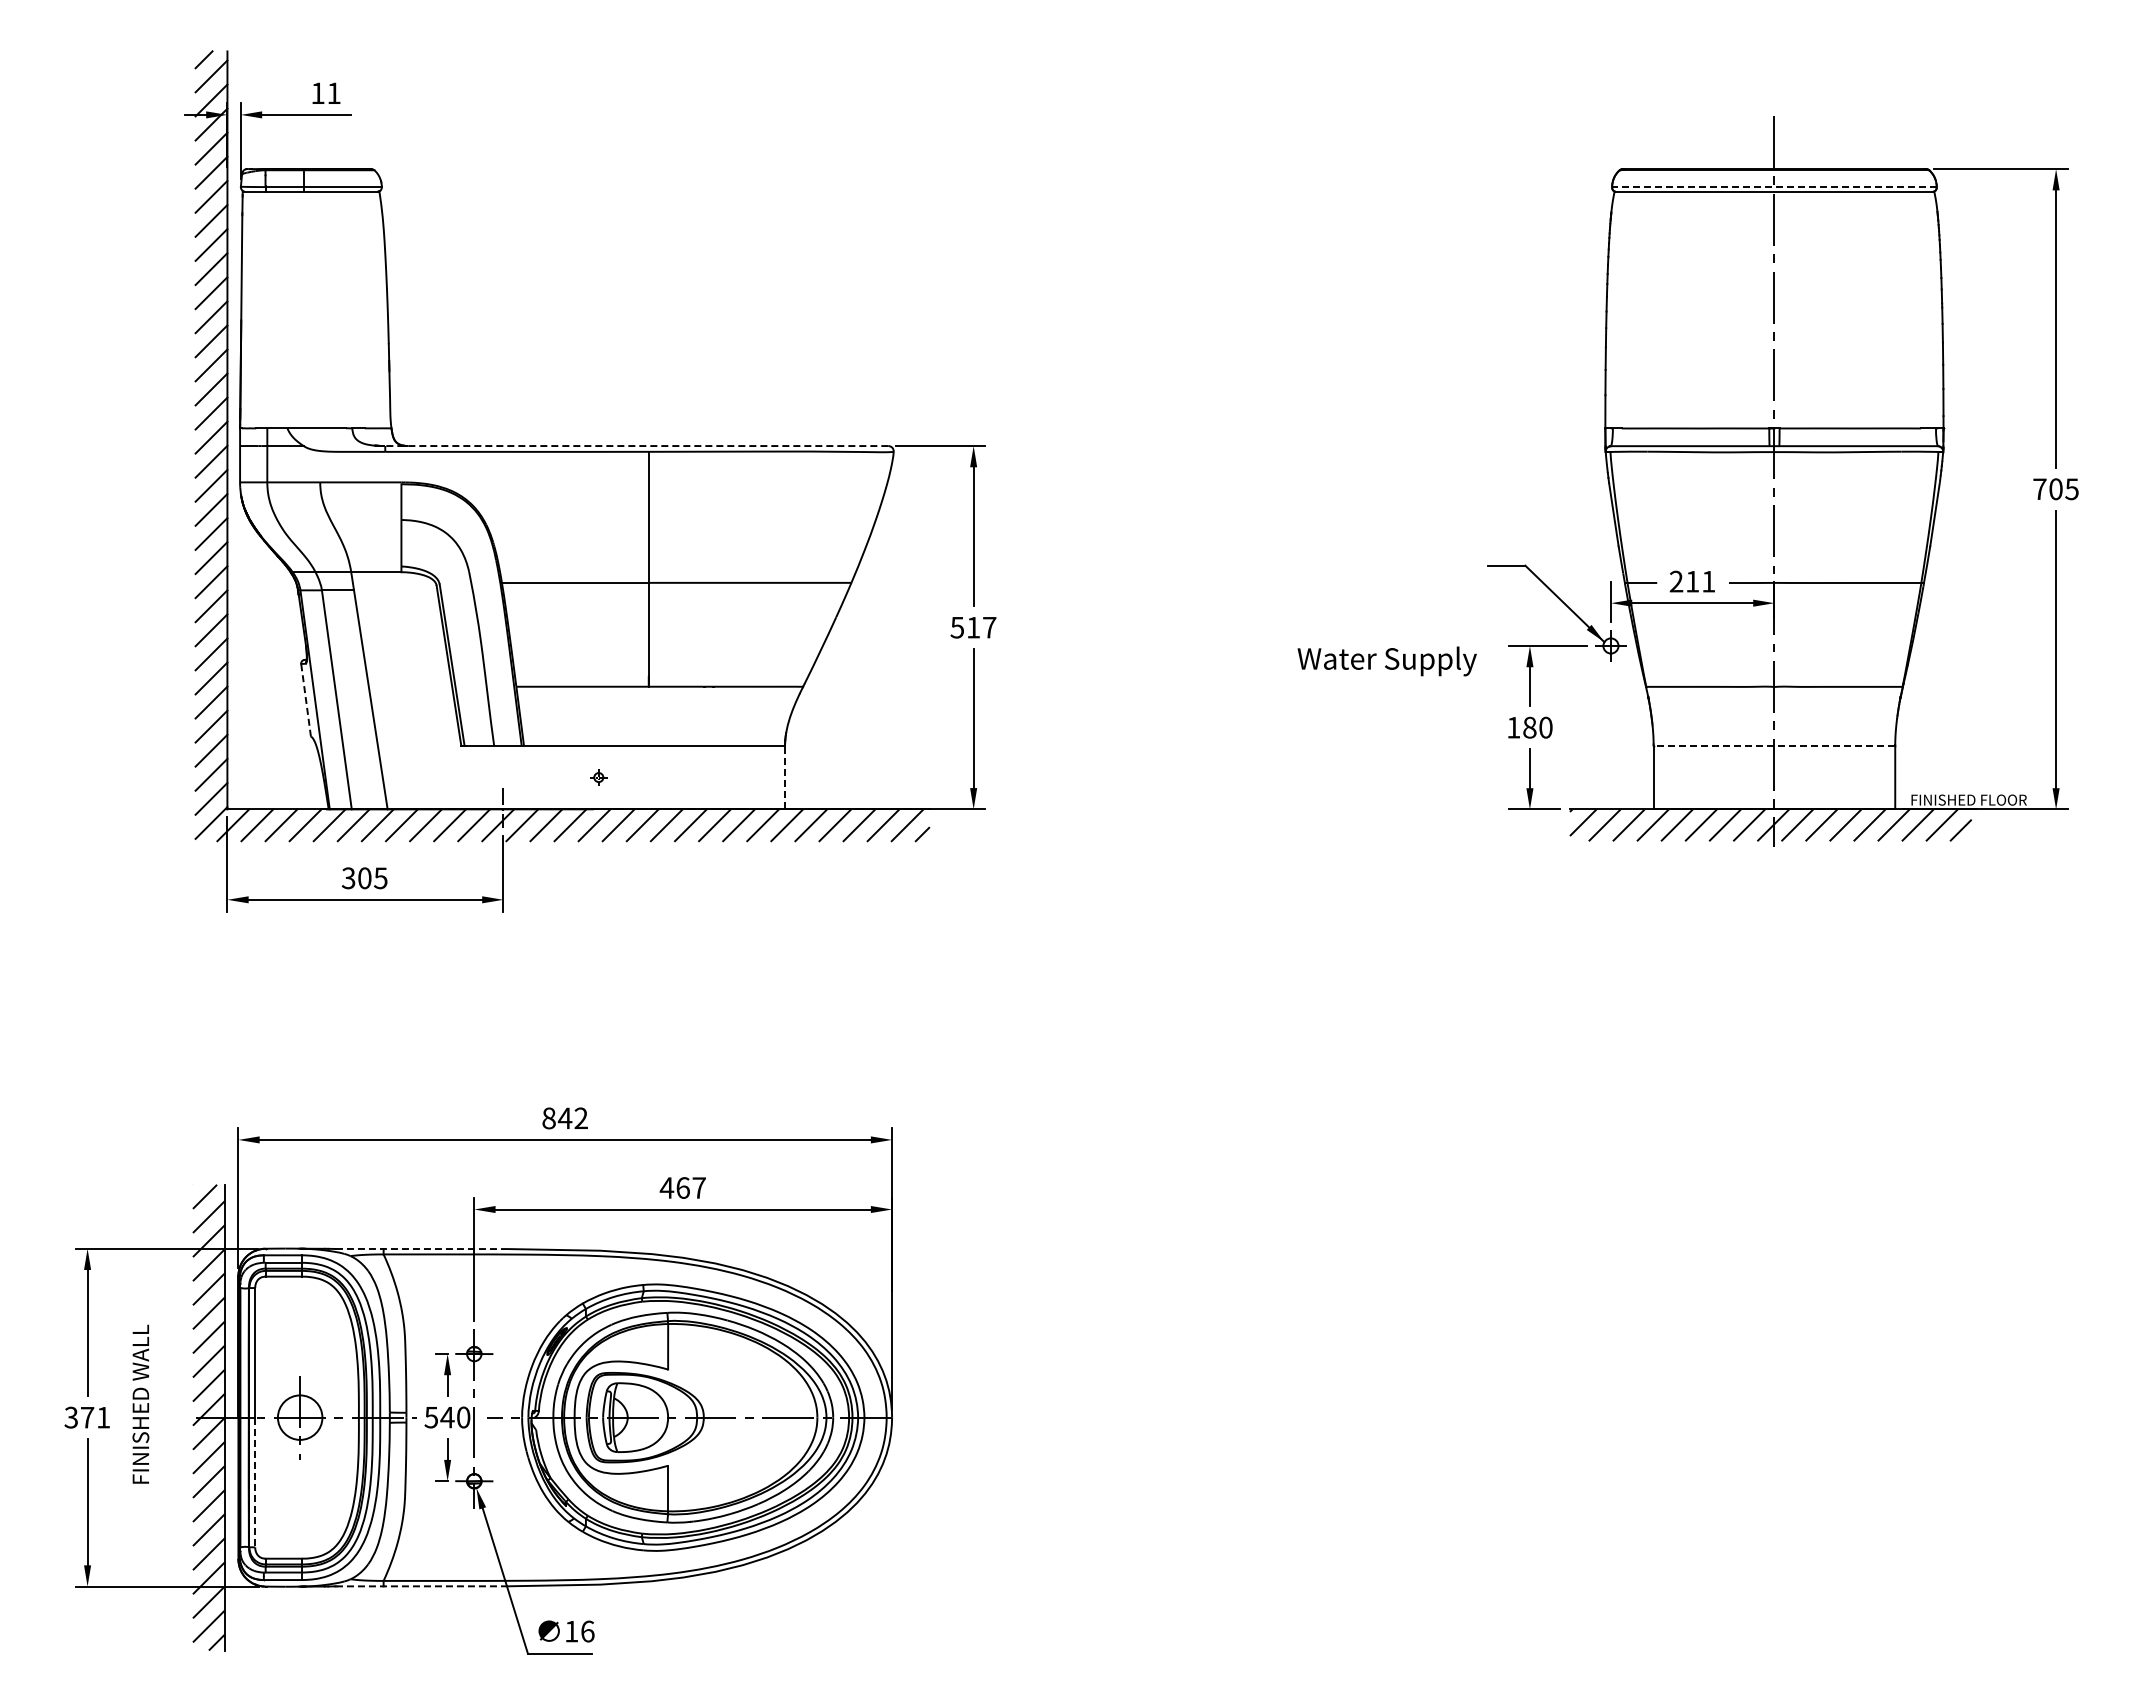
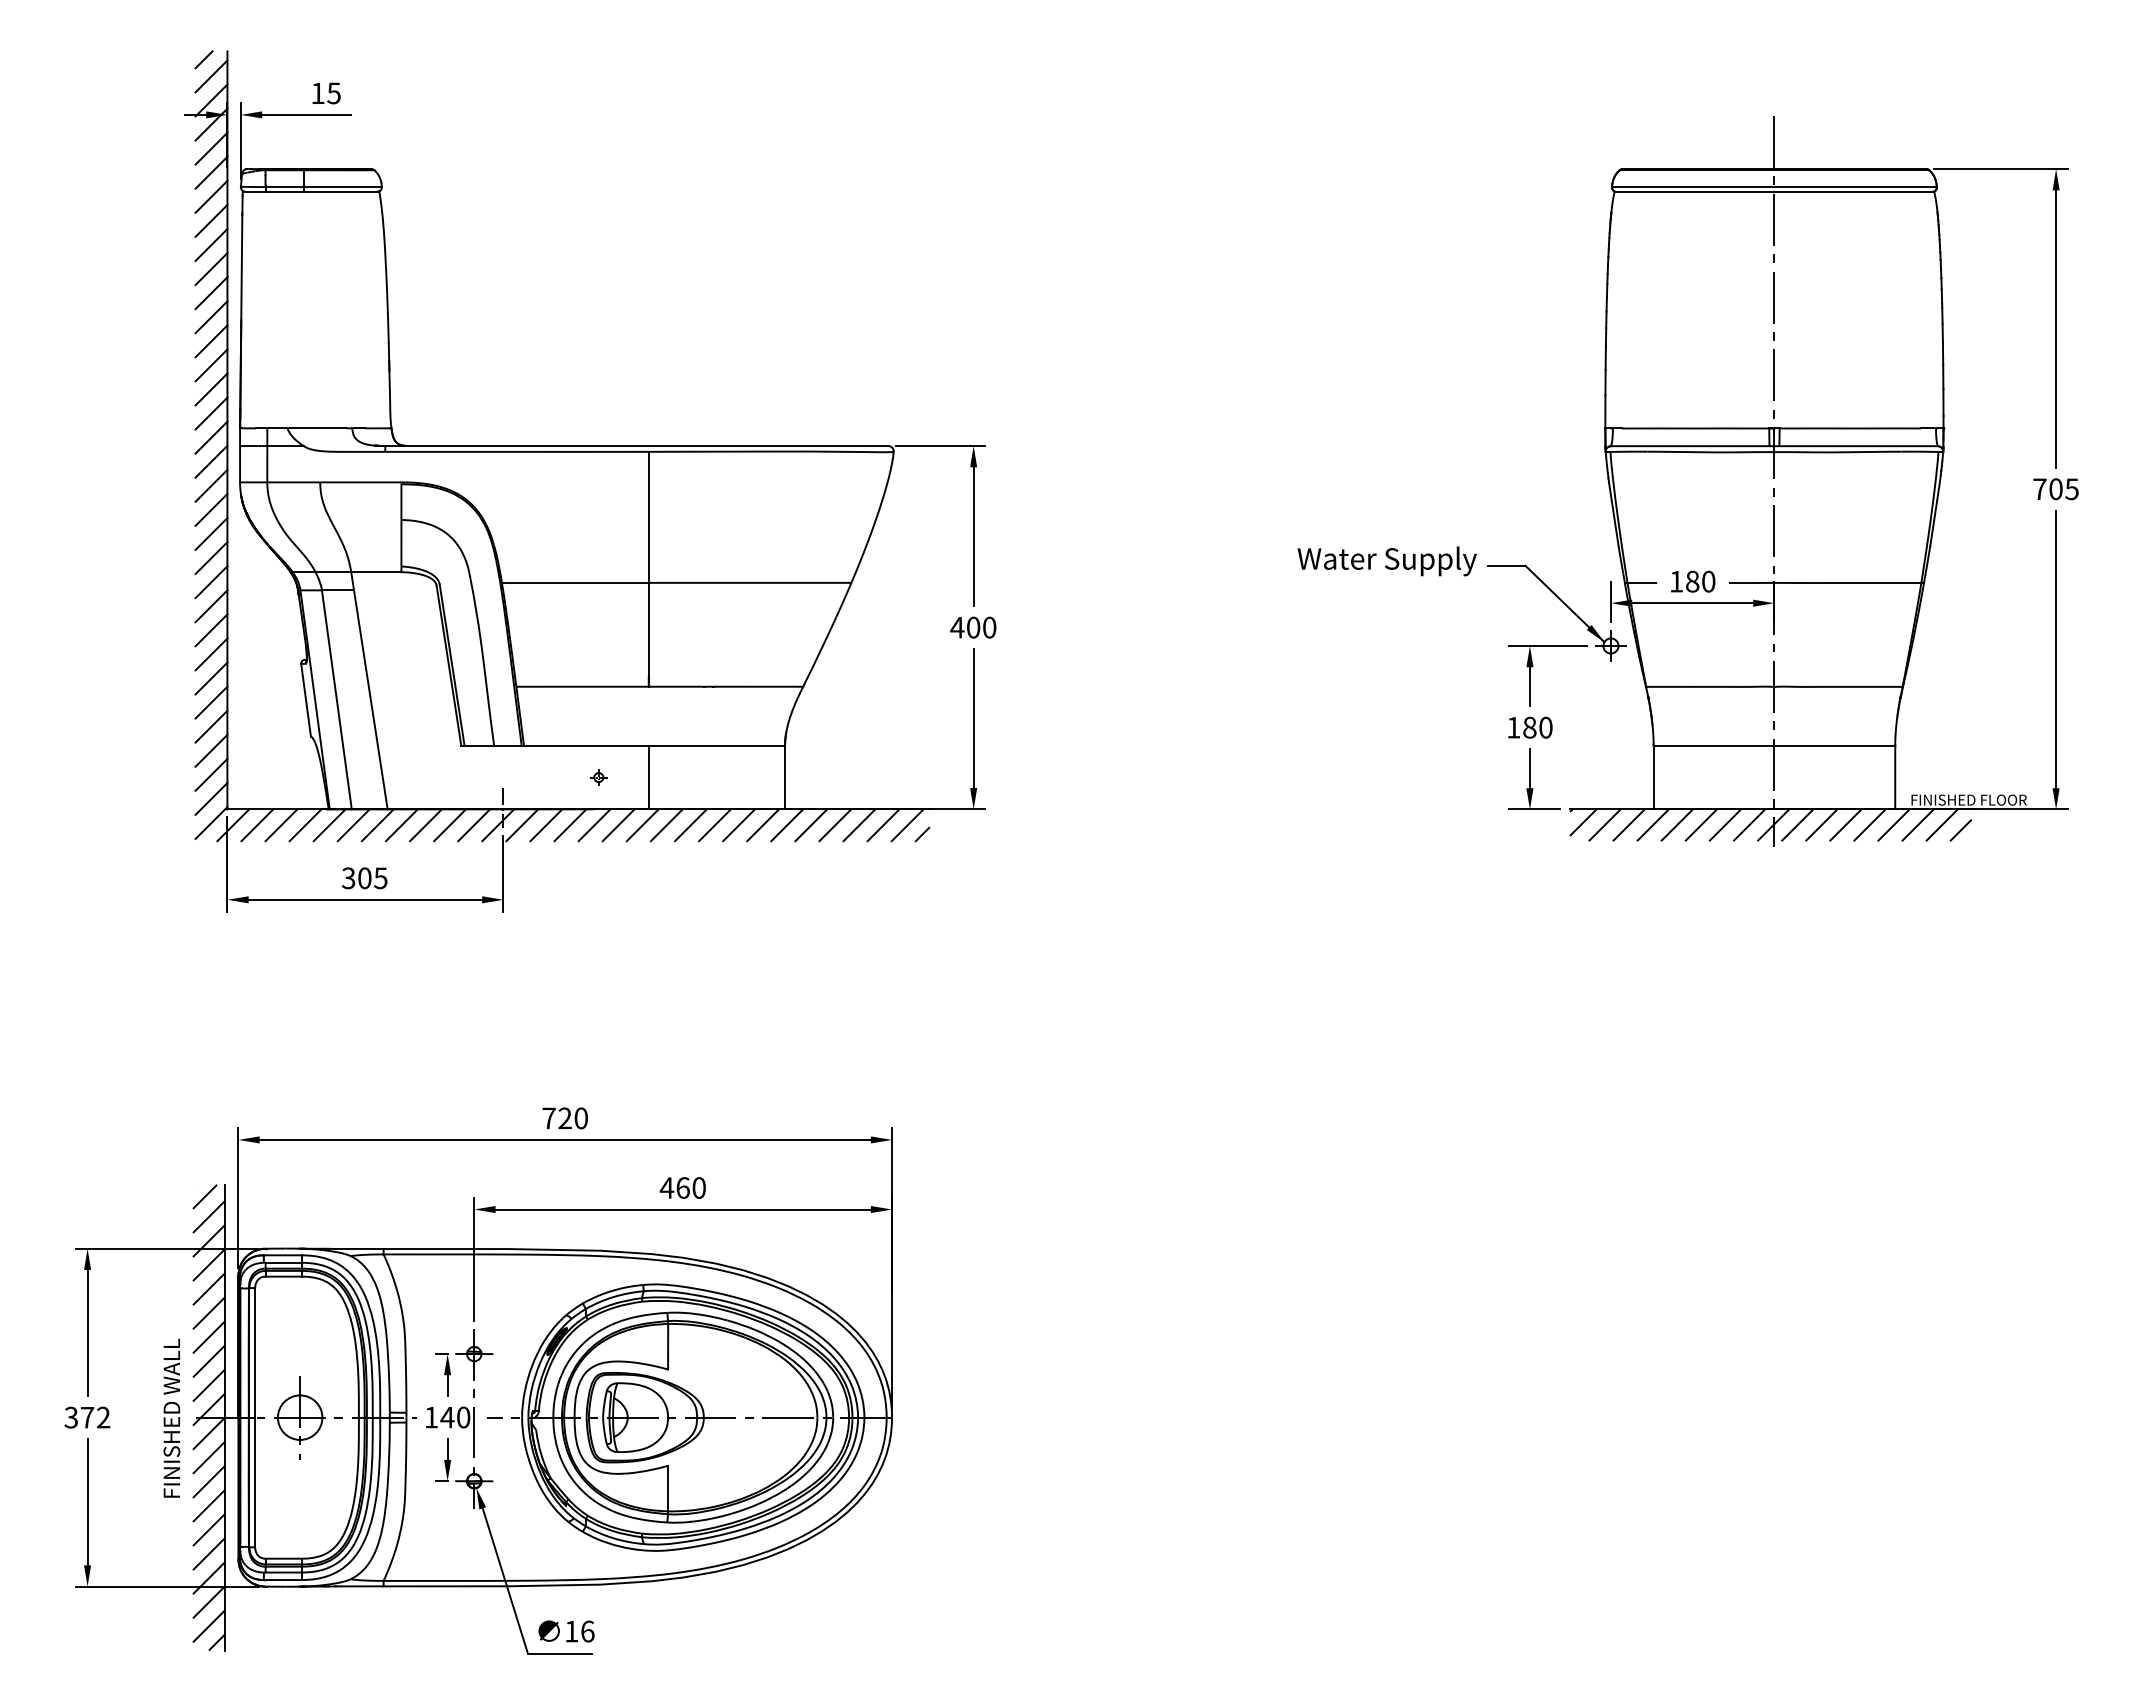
text: 11 -> 15 (333, 93)
line: dashed -> solid (1773, 187)
line: dashed -> solid (635, 446)
text: 211 -> 180 (1692, 581)
text: 517 -> 400 (973, 627)
text position: (1386, 661) -> (1386, 561) (1386, 561)
line: dashed -> solid (306, 700)
line: dashed -> solid (1774, 745)
line: none -> present (648, 777)
line: dashed -> solid (785, 777)
text: 842 -> 720 (564, 1118)
text: 467 -> 460 (698, 1187)
line: dashed -> solid (422, 1249)
text position: (140, 1403) -> (171, 1417) (171, 1417)
text: 371 -> 372 (103, 1417)
text: 540 -> 140 (430, 1417)
line: dashed -> solid (255, 1482)
line: dashed -> solid (422, 1586)
